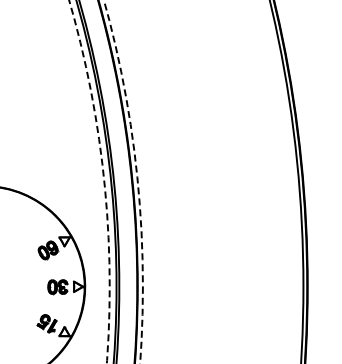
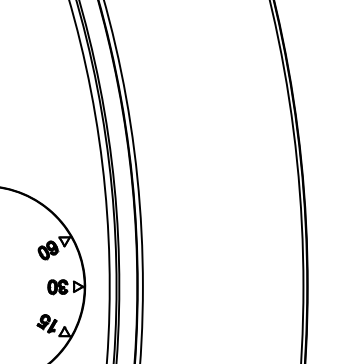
arc: dashed -> solid (104, 180)
circle: dashed -> solid (123, 181)
